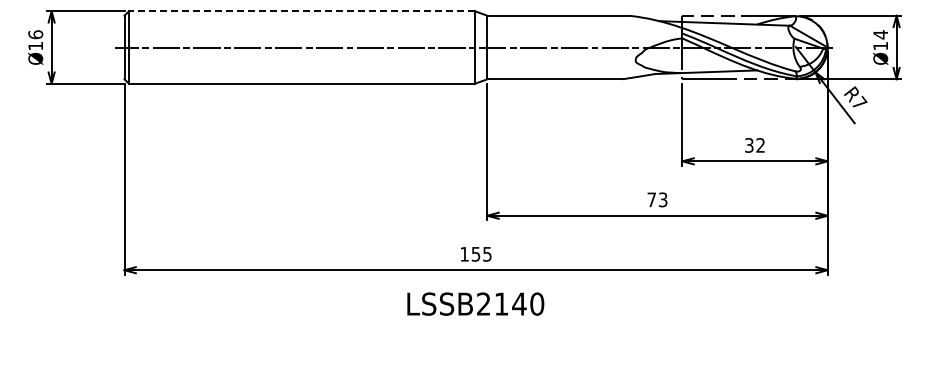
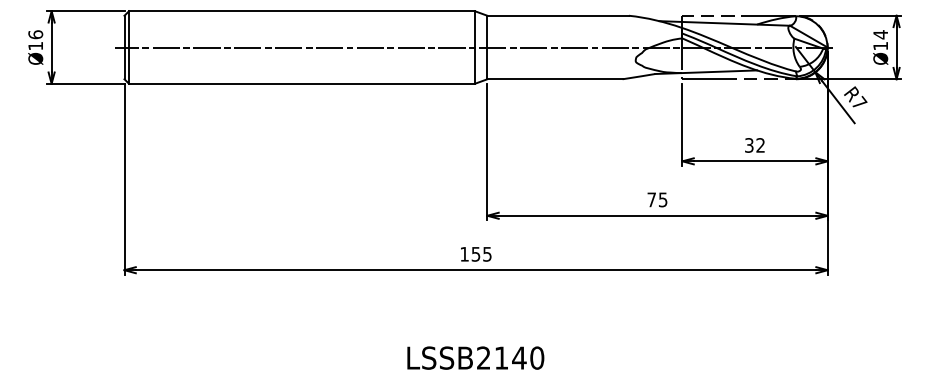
line: dashed -> solid (301, 11)
text: 73 -> 75 (663, 199)
text position: (475, 303) -> (475, 357) (475, 357)
